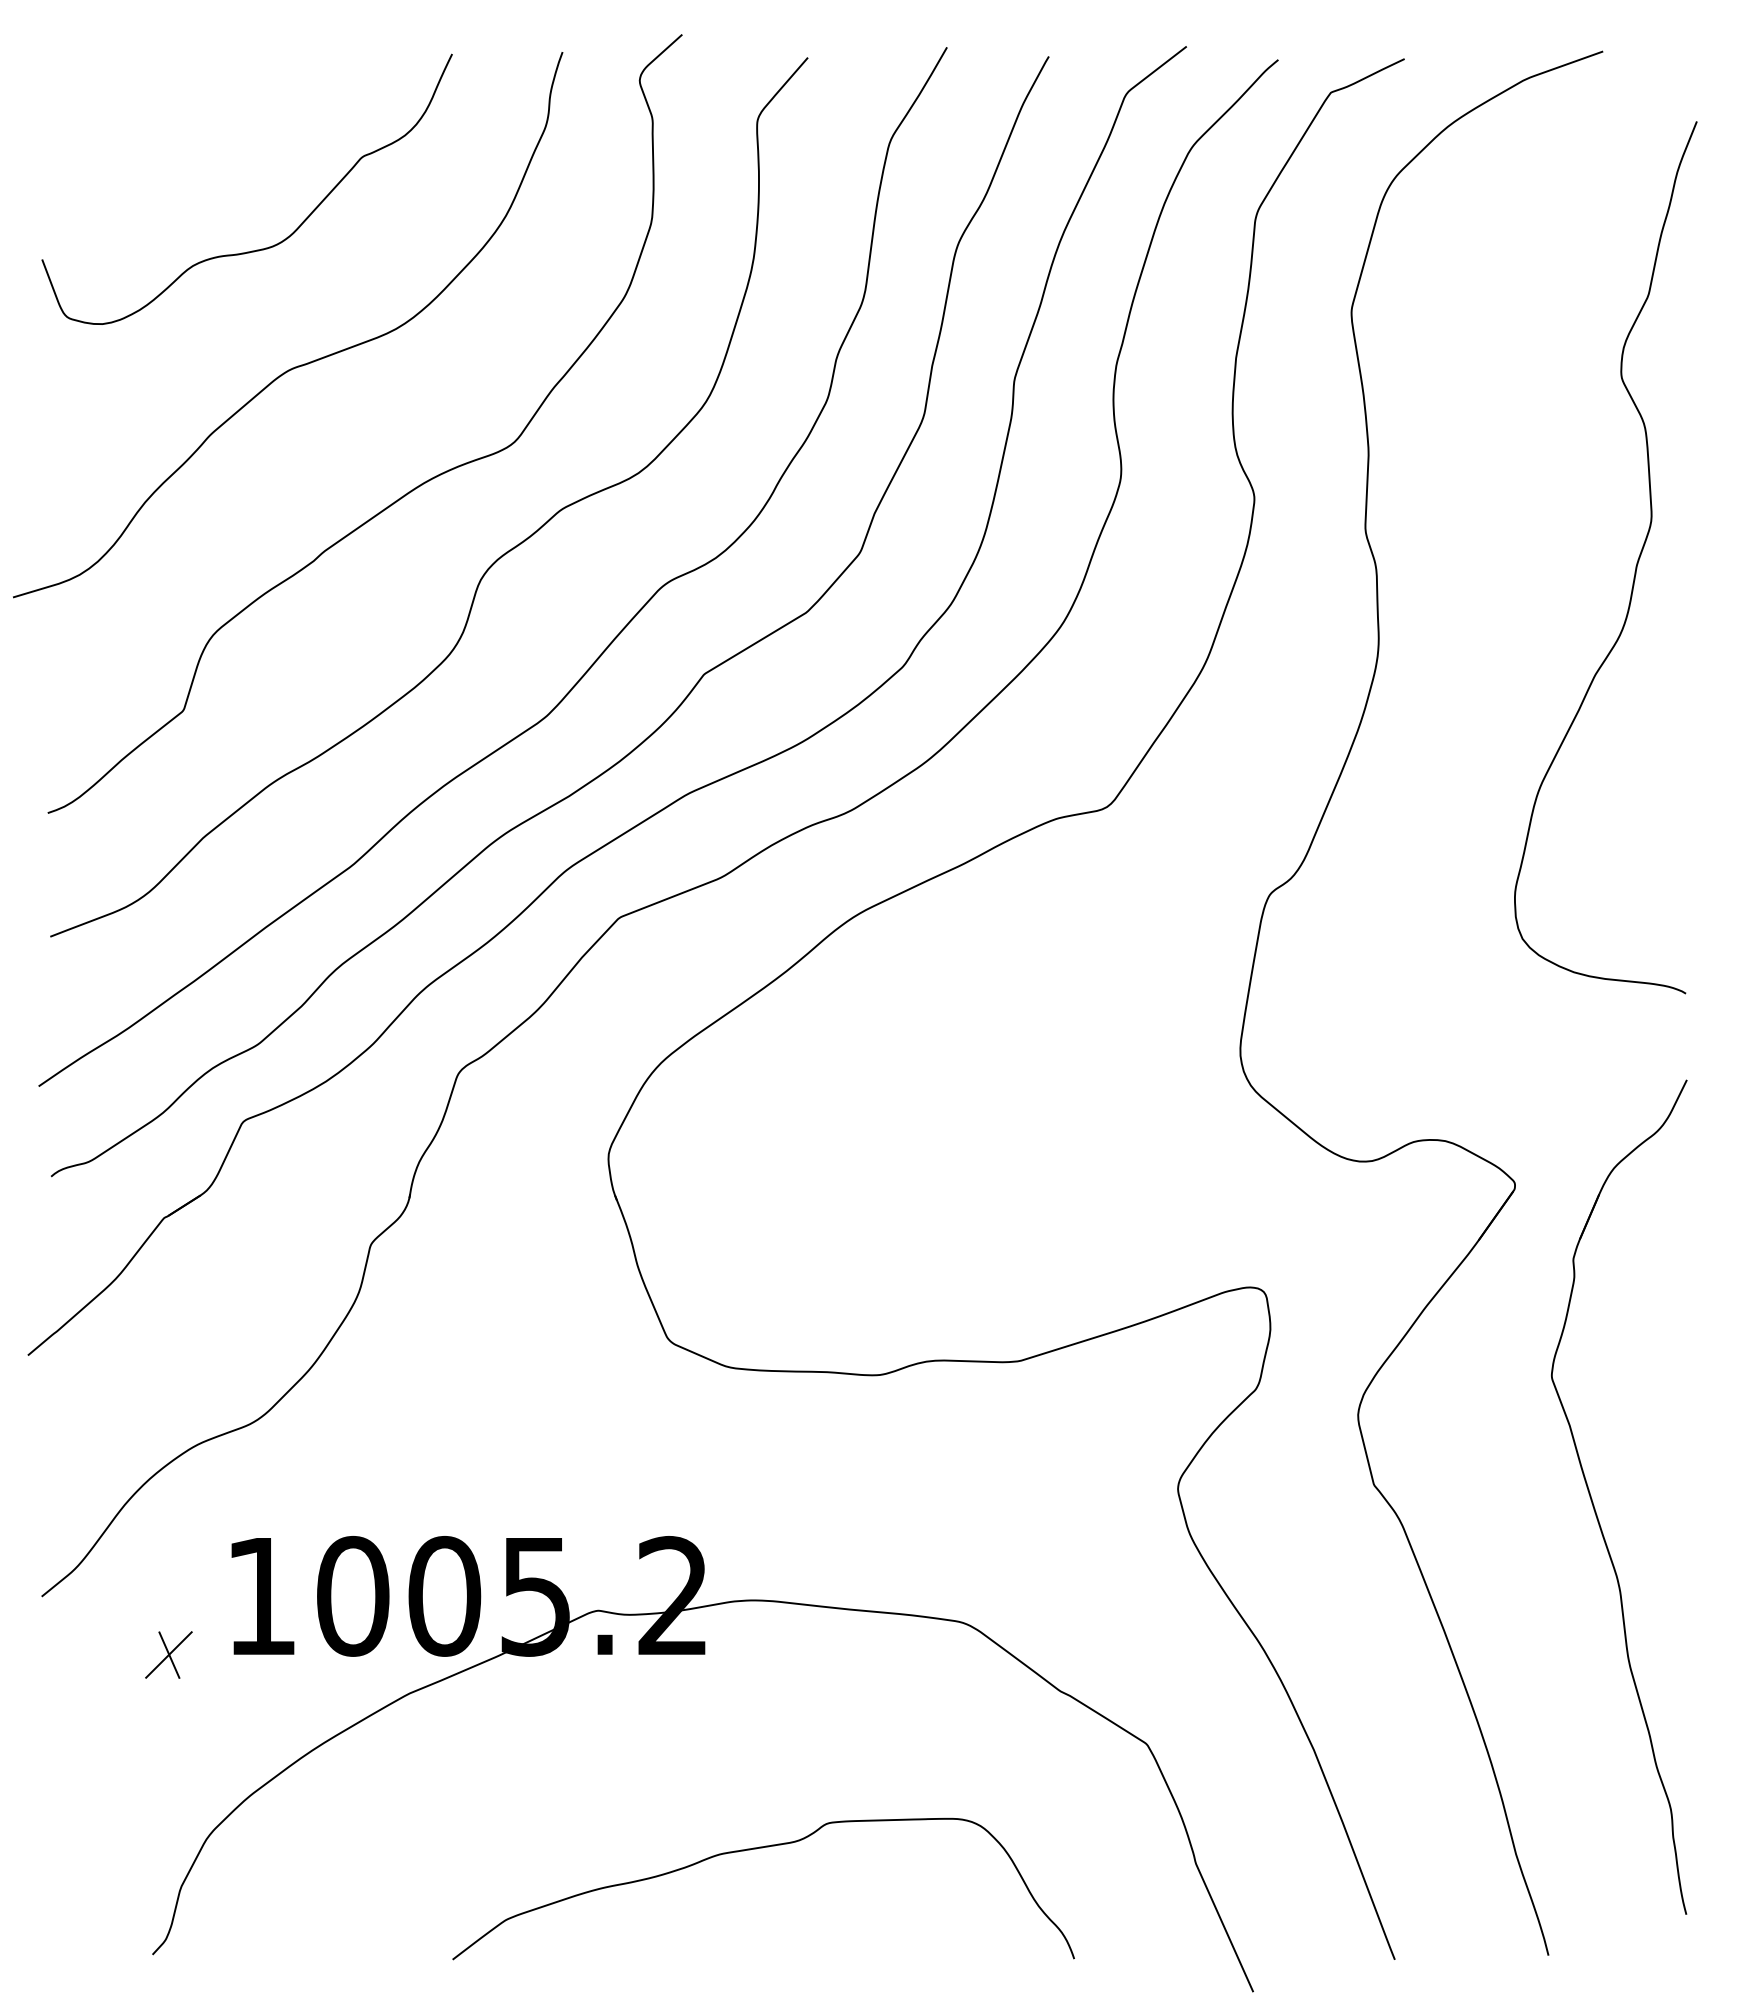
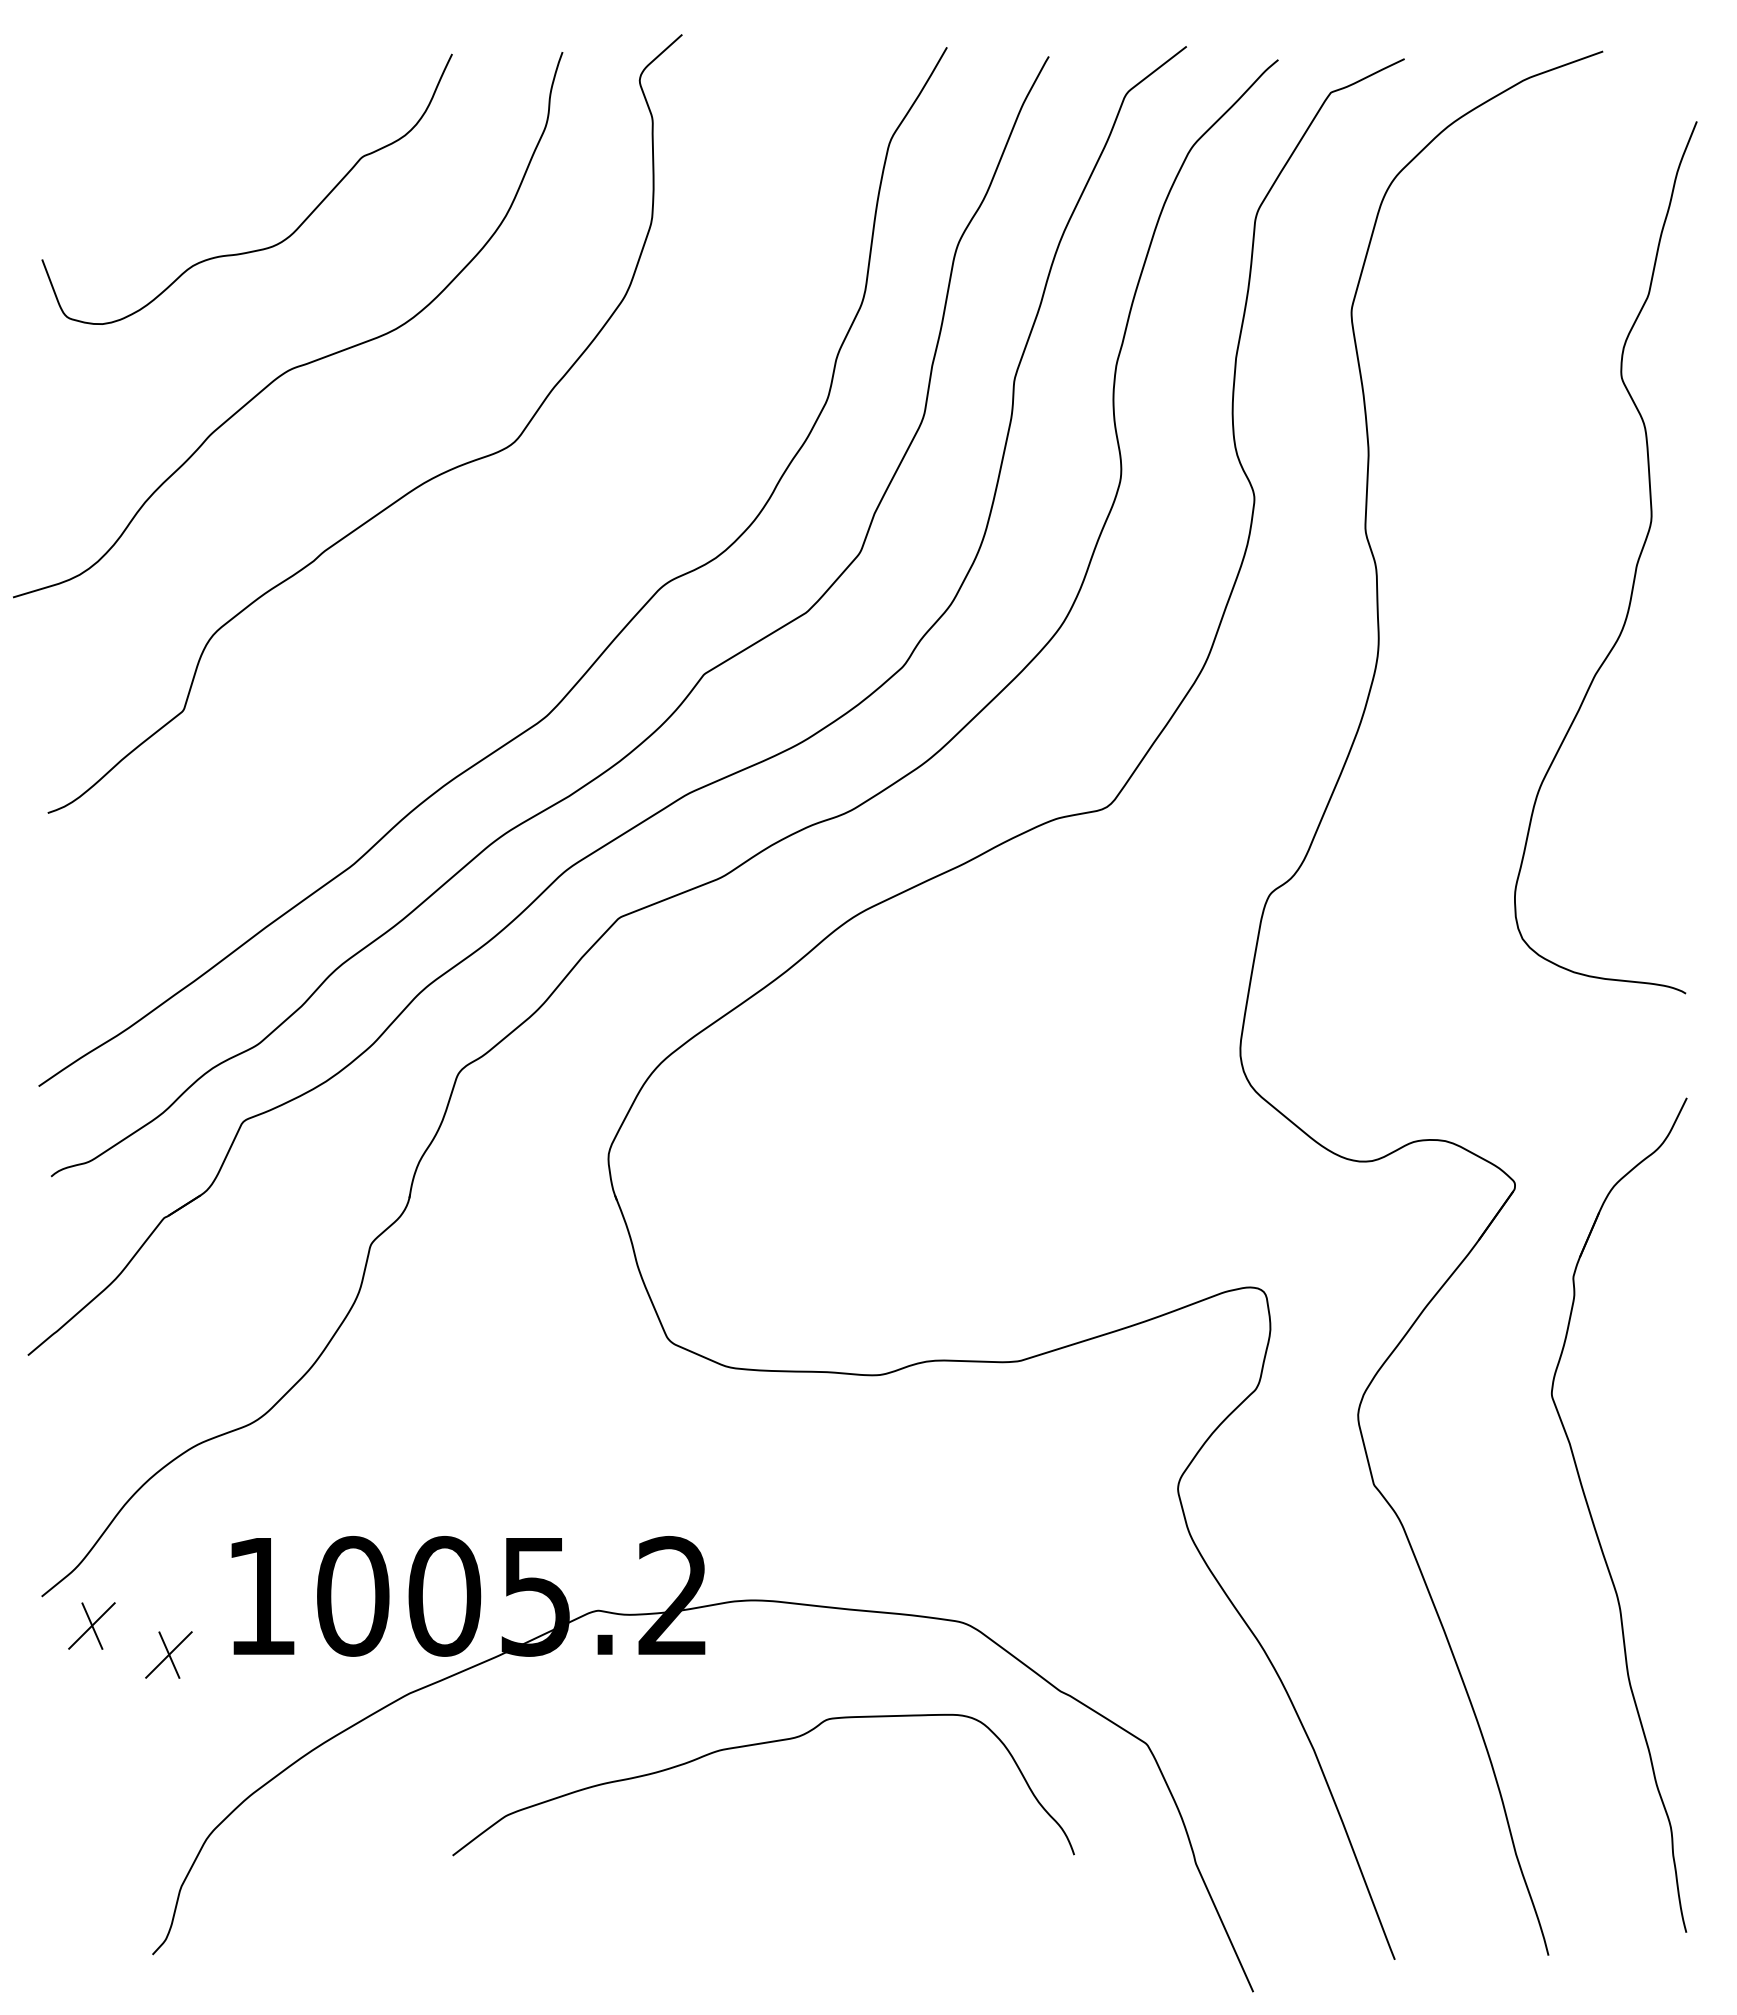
curve: present -> none (494, 561)
part position: (1594, 1505) -> (1594, 1523) (1594, 1523)
part: none -> present (91, 1625)
curve position: (756, 1849) -> (756, 1745) (756, 1745)
